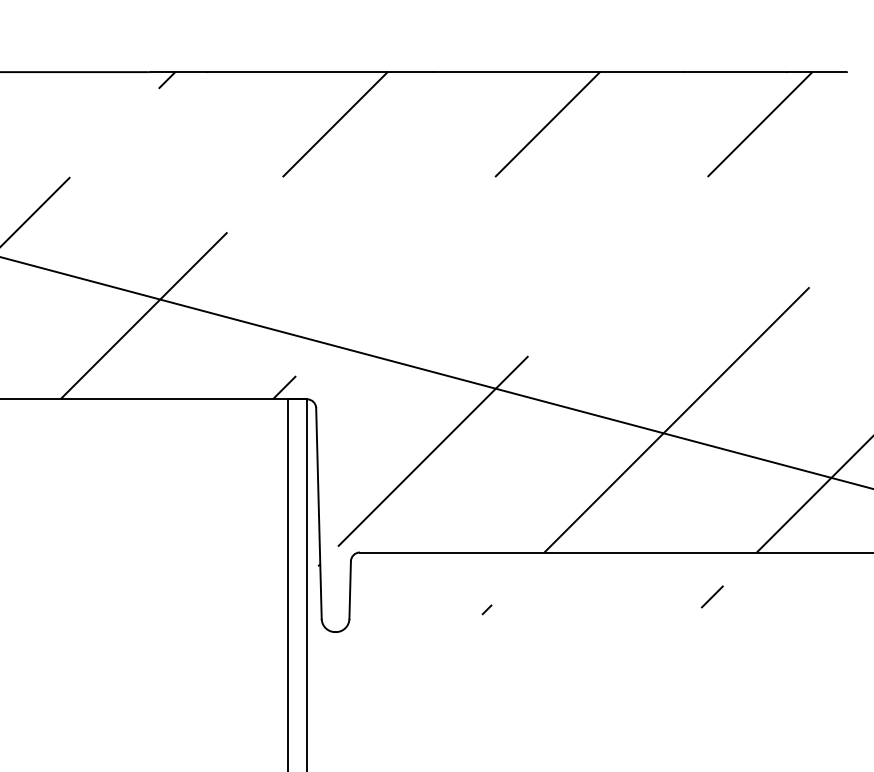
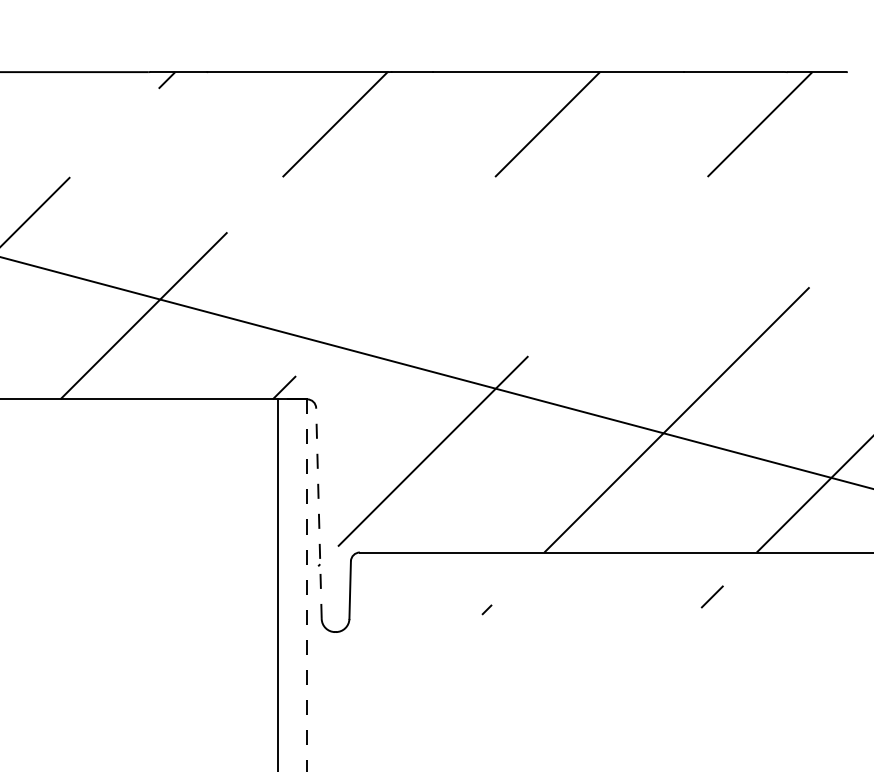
line: solid -> dashed (318, 513)
line position: (288, 583) -> (278, 583) (278, 583)
line: solid -> dashed (307, 585)
